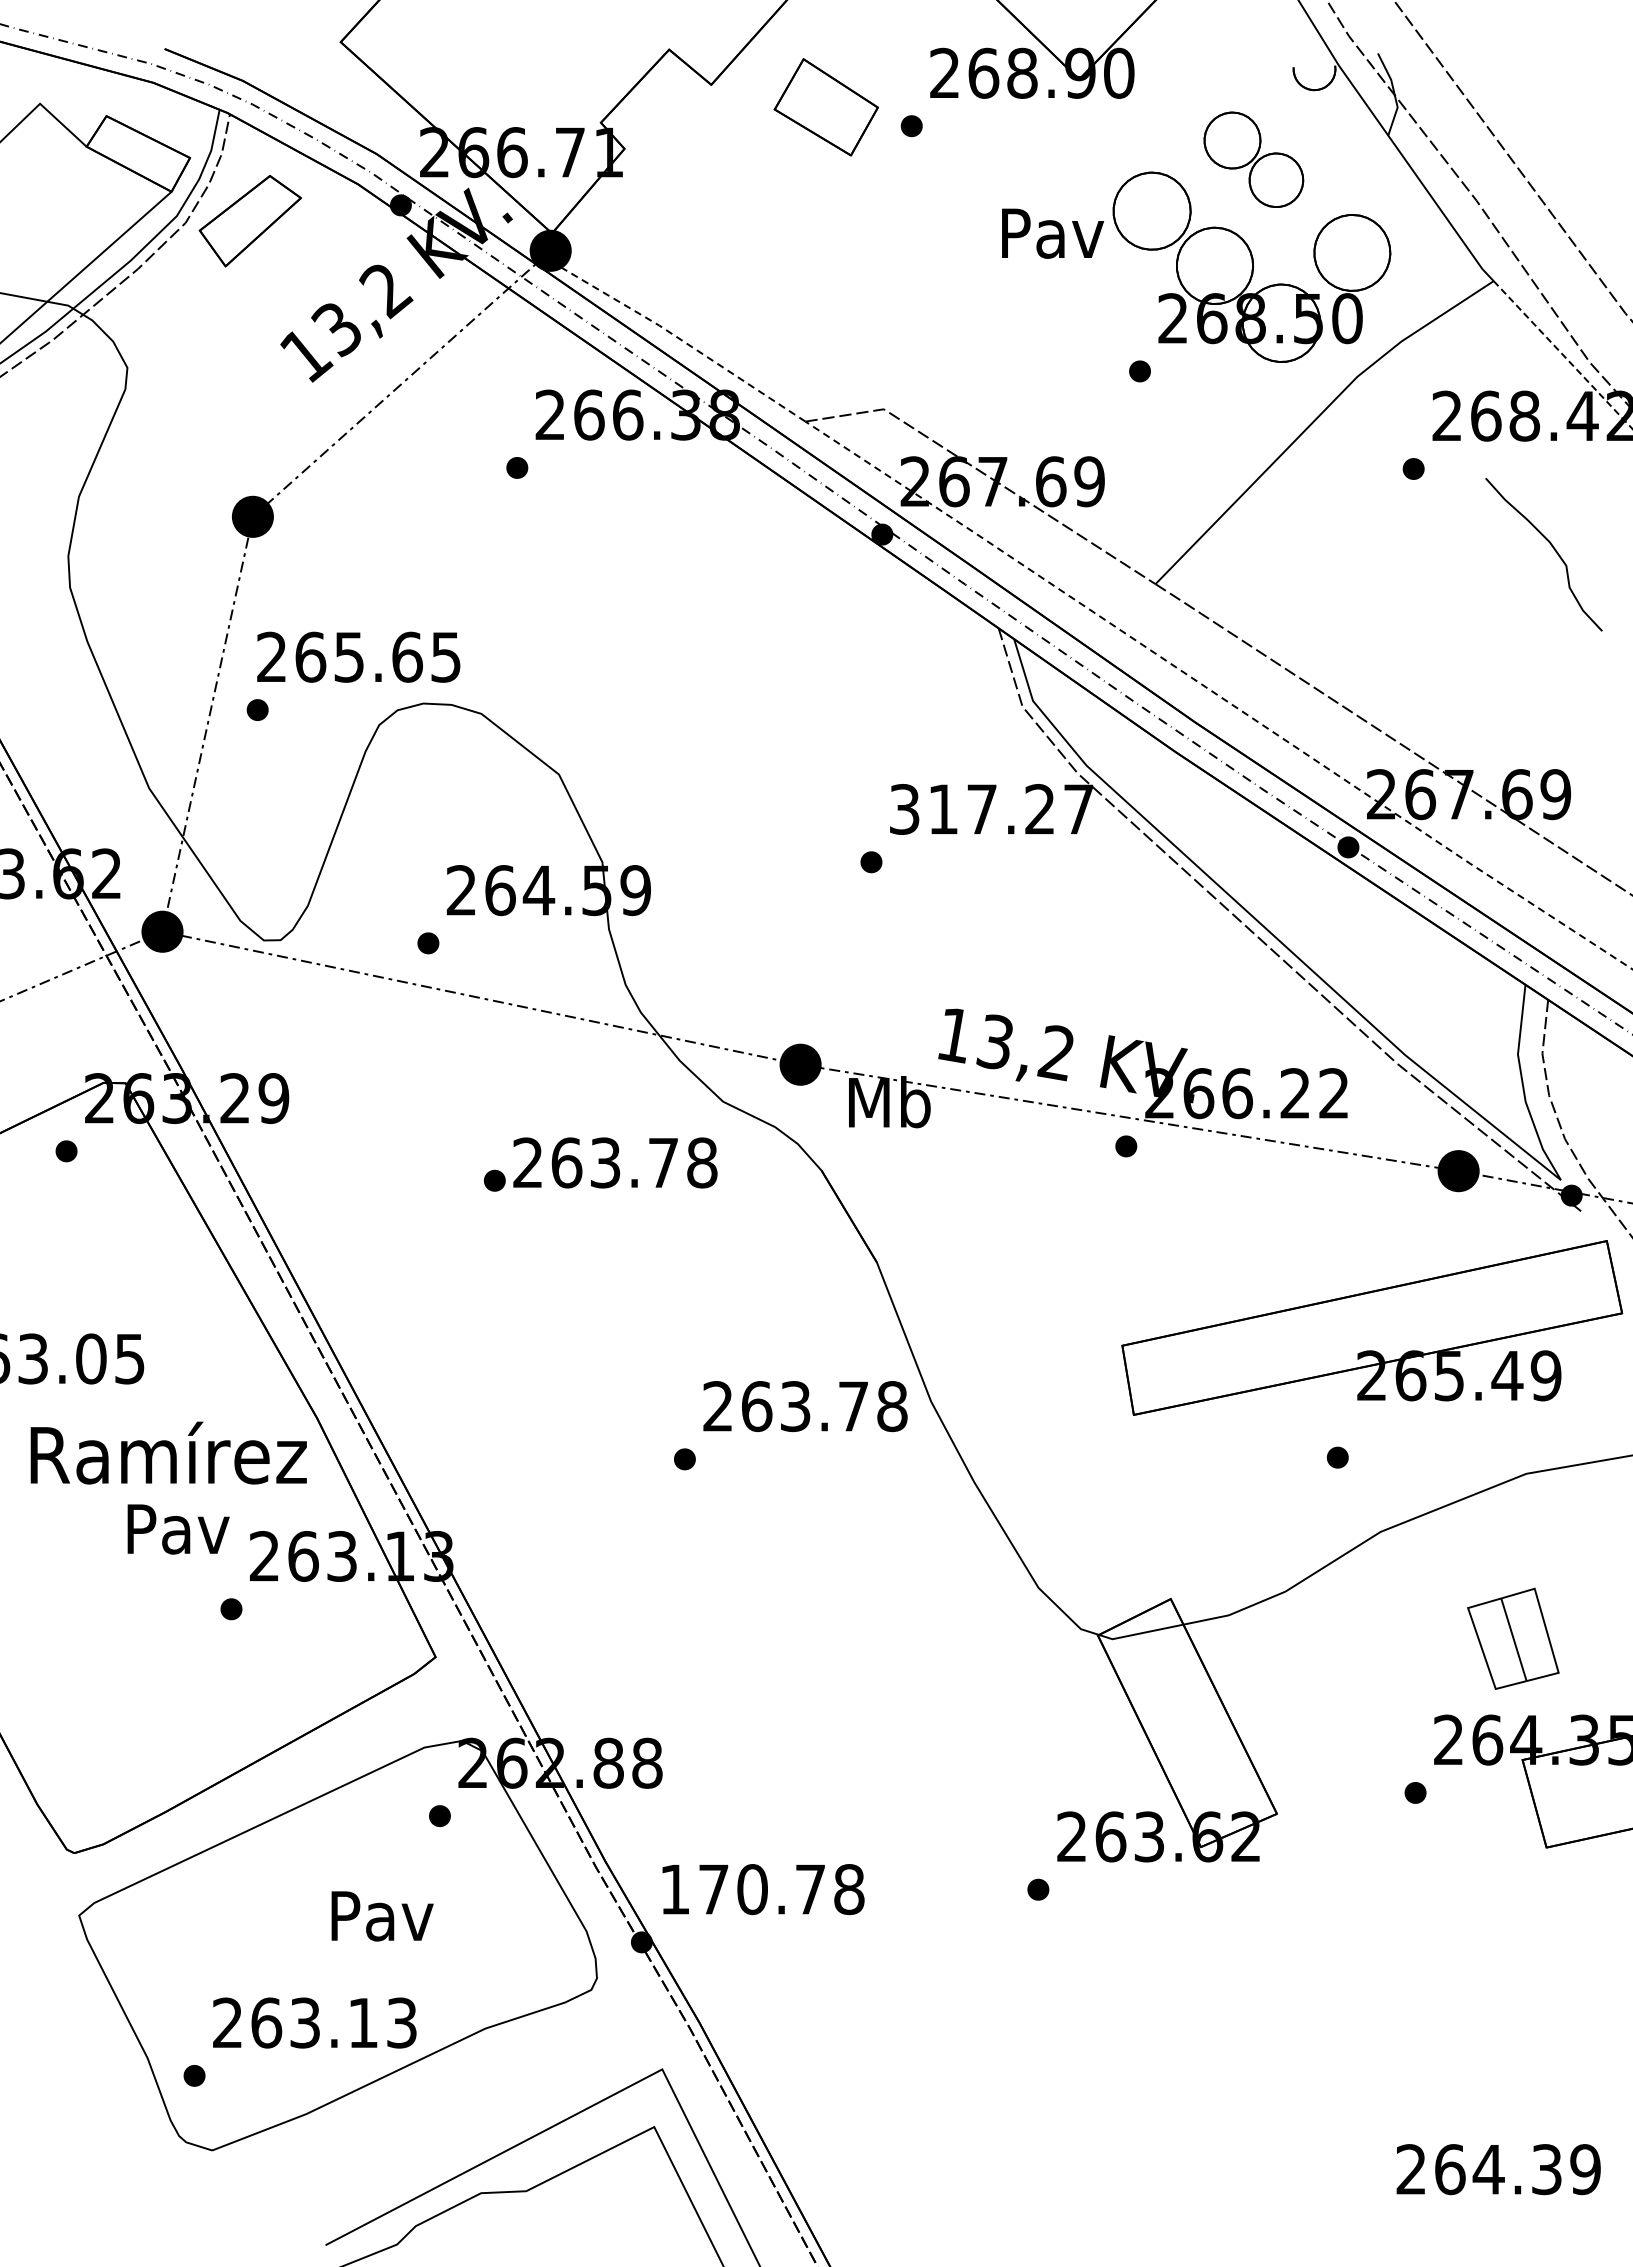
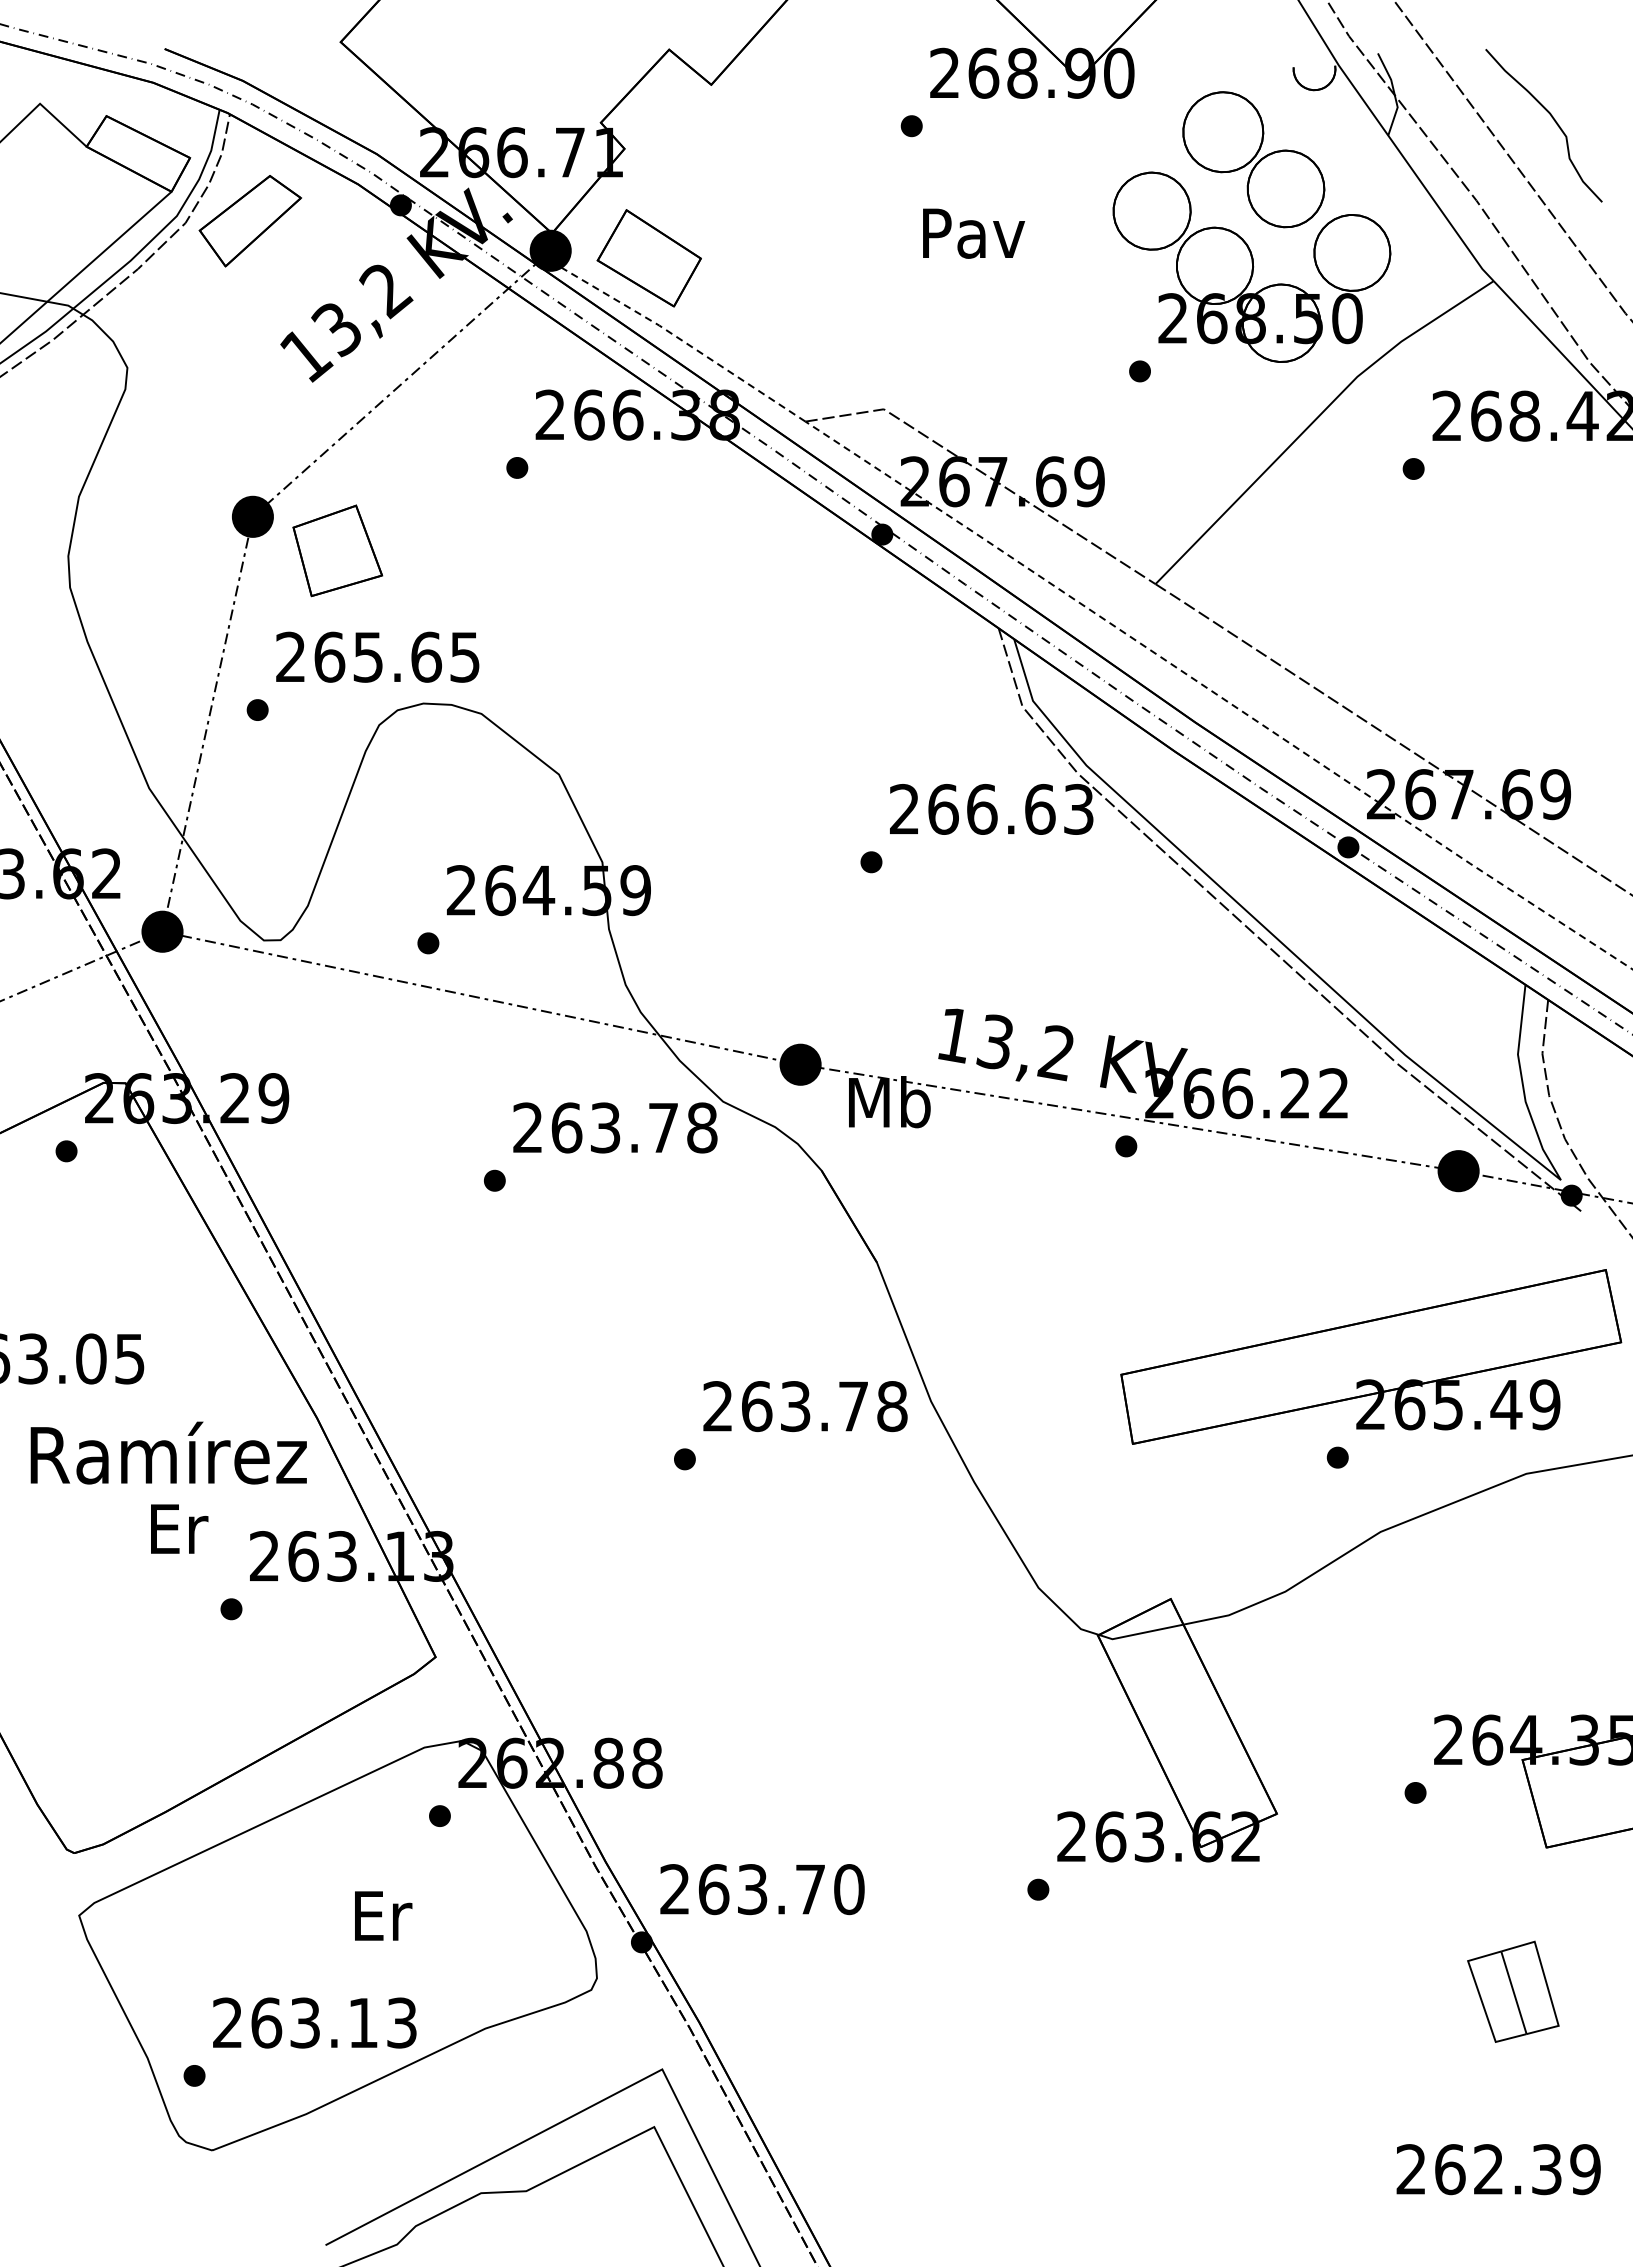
part position: (825, 107) -> (648, 258) (648, 258)
part size: 102x97 px -> 144x138 px (1253, 159)
text position: (1053, 233) -> (974, 233) (974, 233)
line: dashed -> solid (1563, 355)
curve position: (1553, 549) -> (1553, 120) (1553, 120)
part: none -> present (337, 550)
text position: (358, 656) -> (377, 656) (377, 656)
text: 317.27 -> 266.63 (991, 809)
text position: (615, 1162) -> (615, 1127) (615, 1127)
part position: (1372, 1327) -> (1371, 1356) (1371, 1356)
text: Pav -> Er (178, 1529)
part position: (1513, 1638) -> (1513, 1991) (1513, 1991)
text: 170.78 -> 263.70 (762, 1889)
text: Pav -> Er (382, 1916)
text: 264.39 -> 262.39 (1488, 2169)
